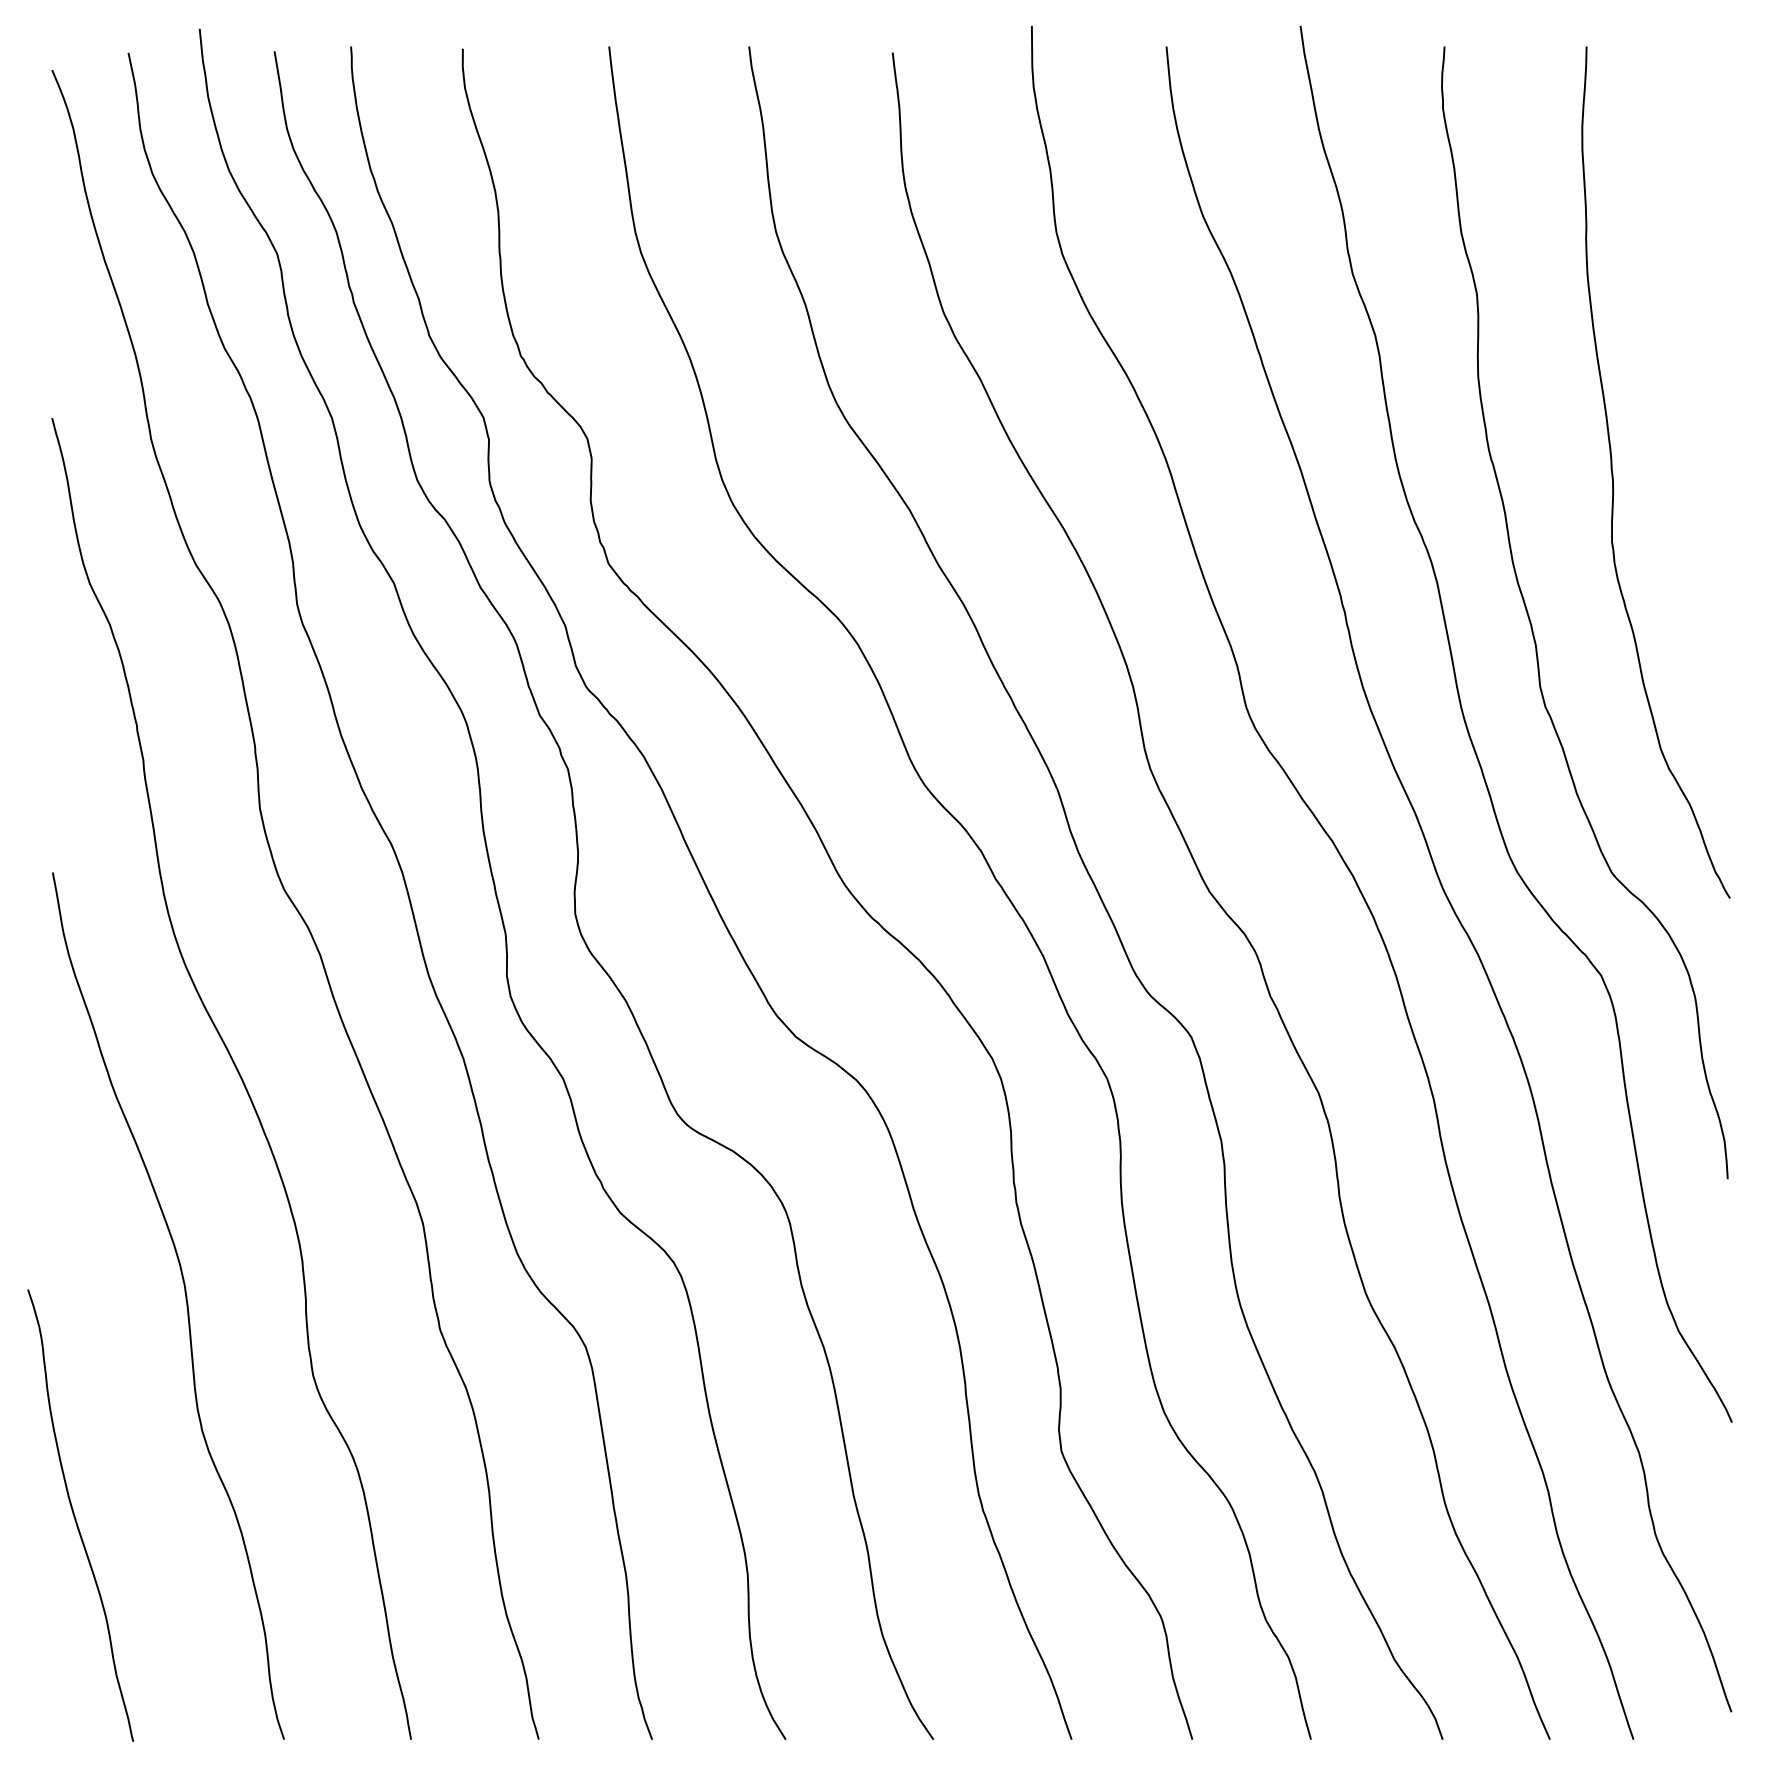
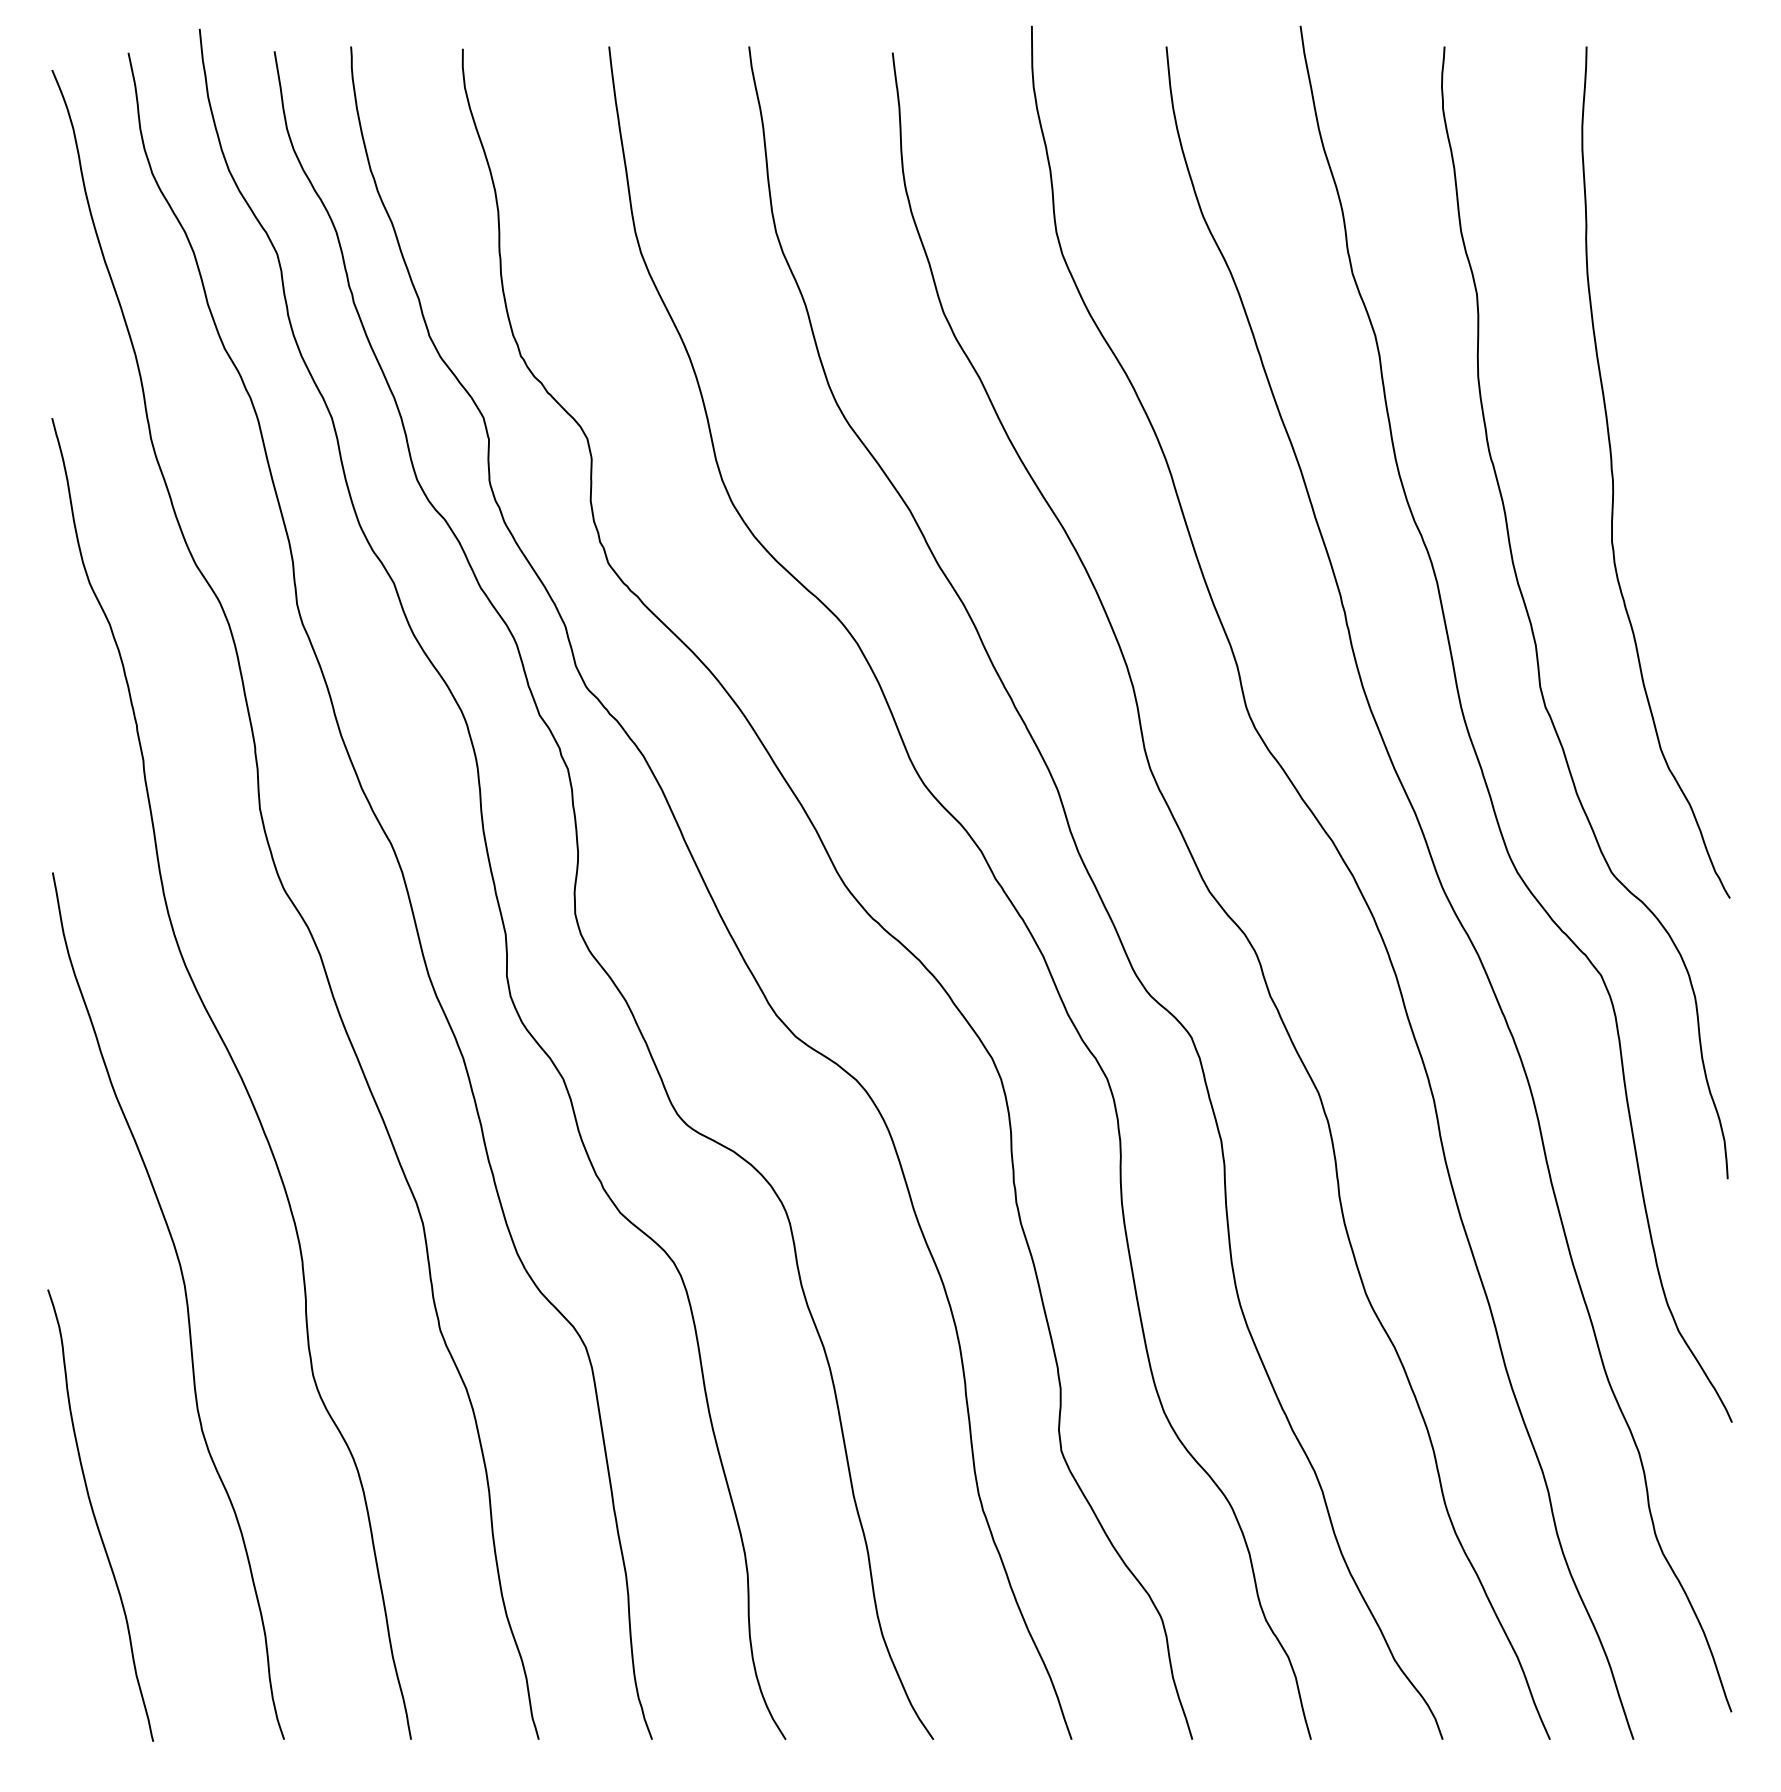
curve position: (75, 1515) -> (95, 1515) (95, 1515)
